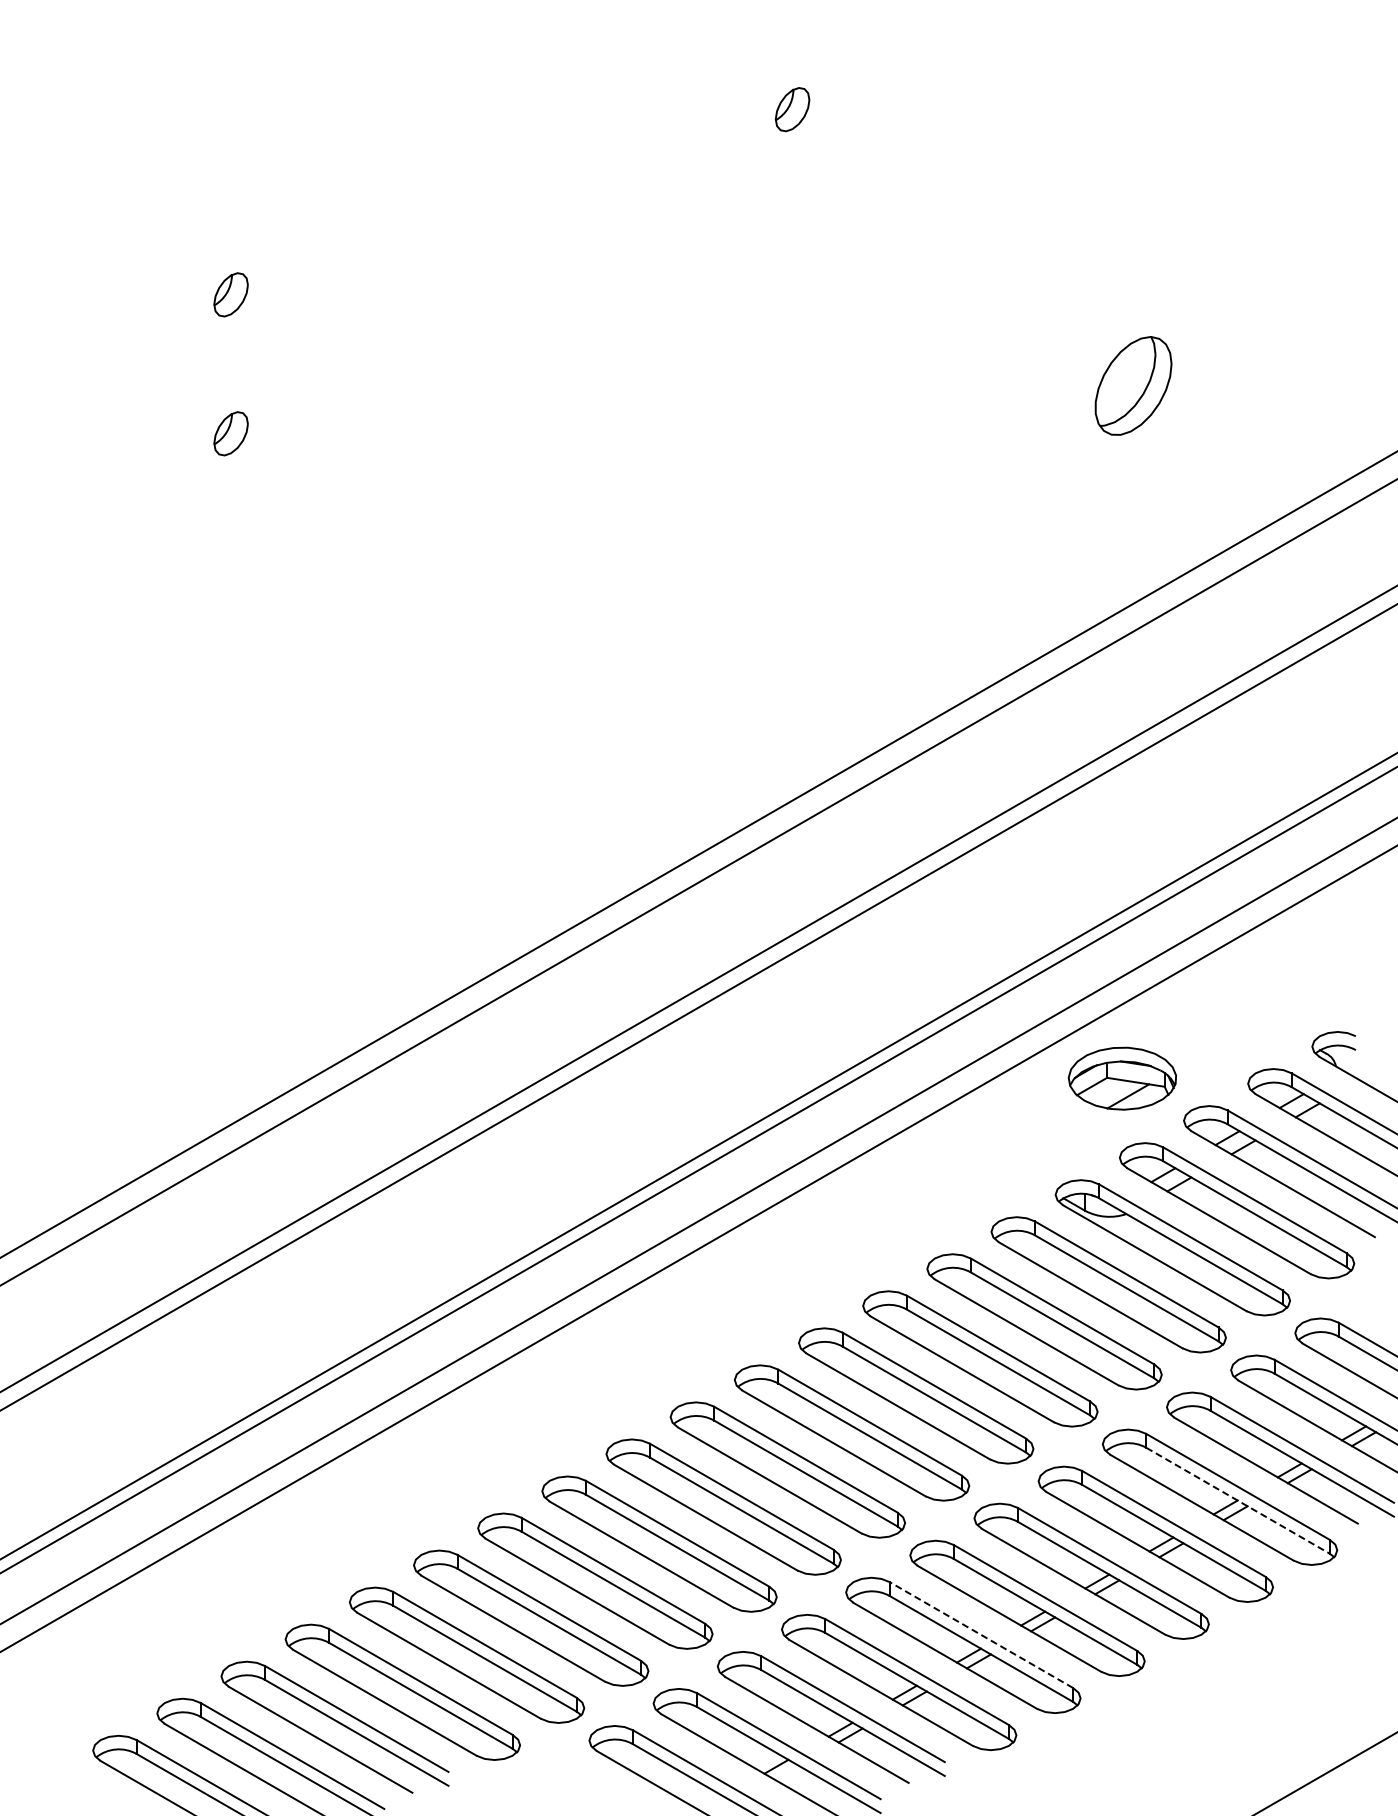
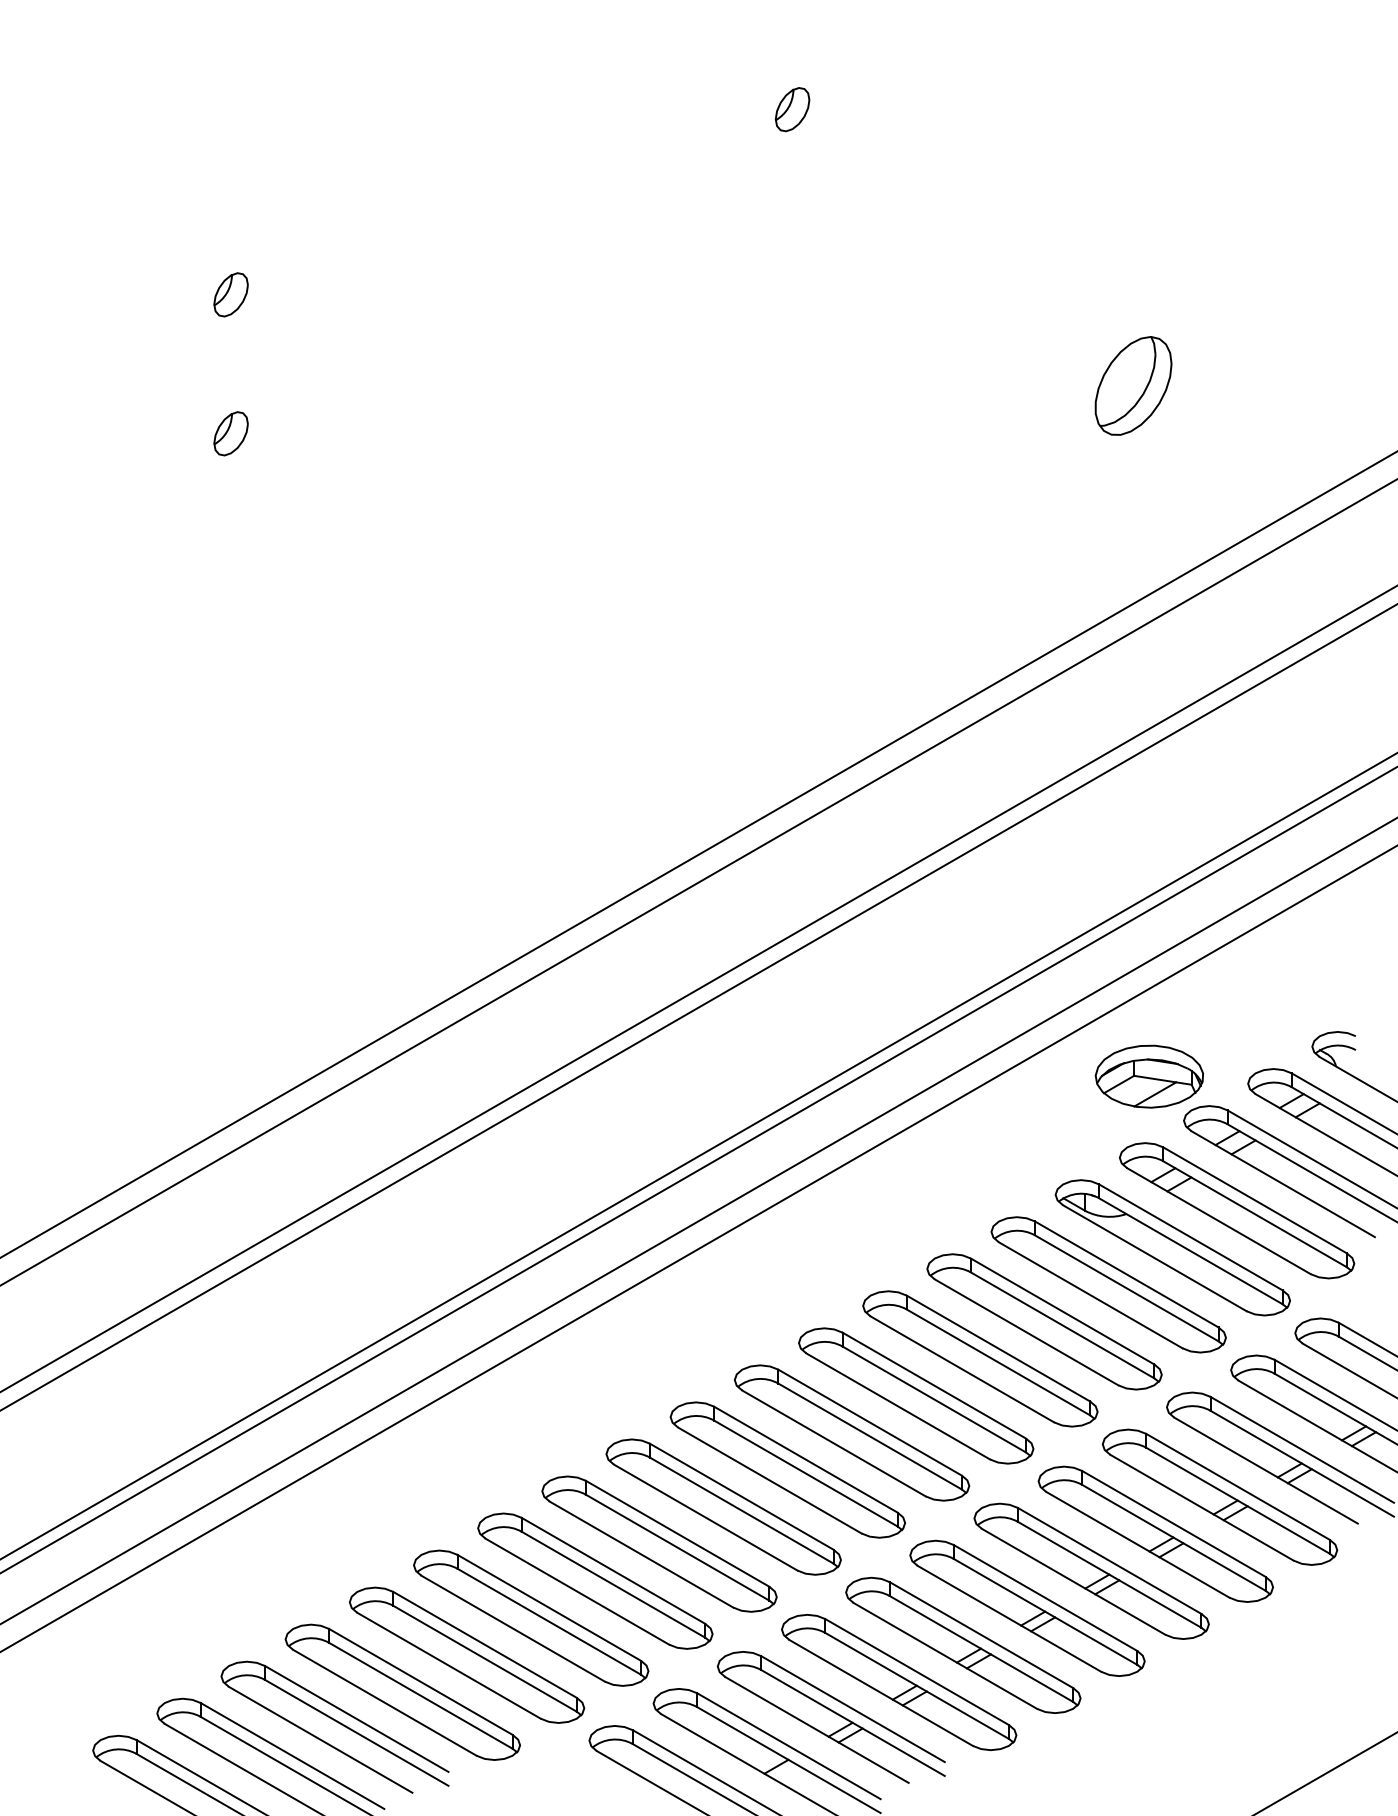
part position: (1121, 1078) -> (1148, 1076) (1148, 1076)
line: dashed -> solid (1238, 1500)
line: dashed -> solid (981, 1635)
